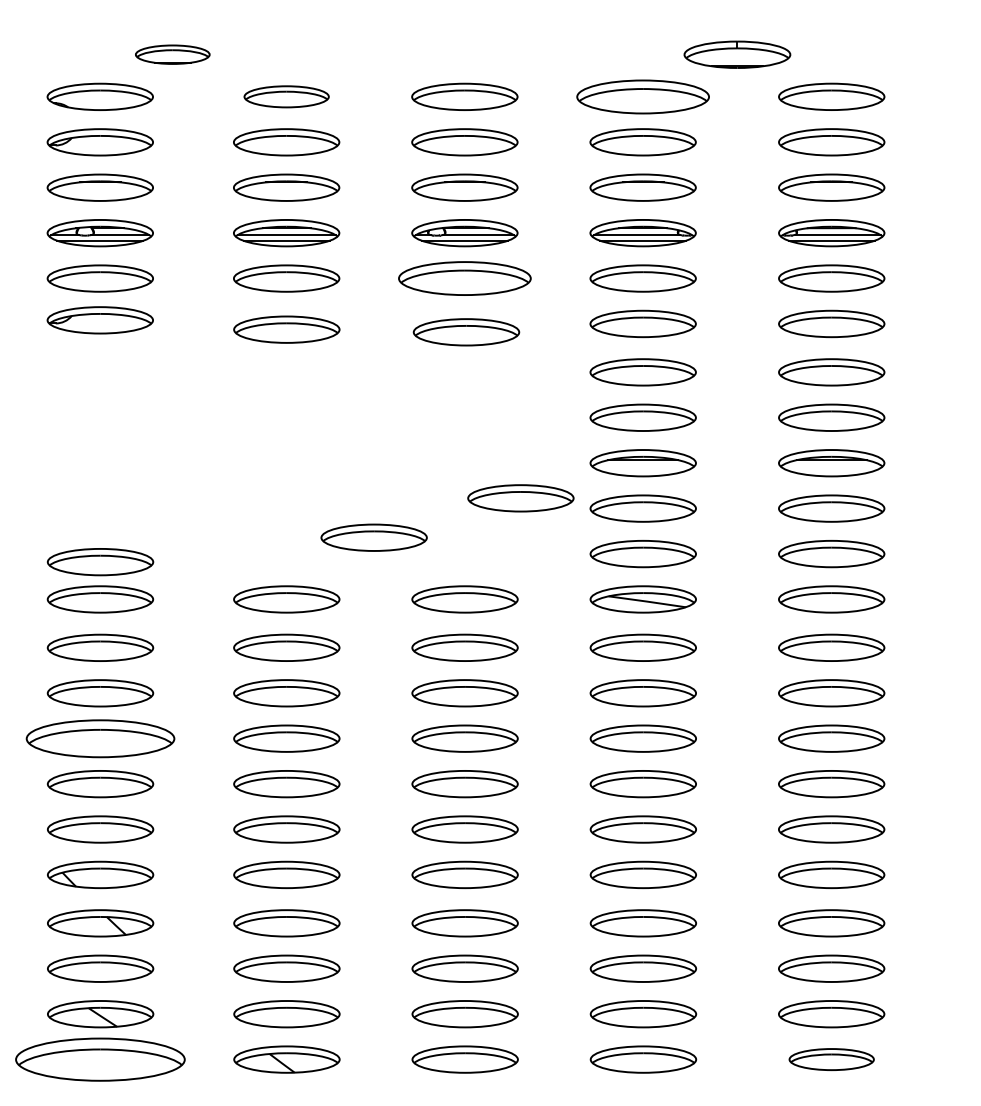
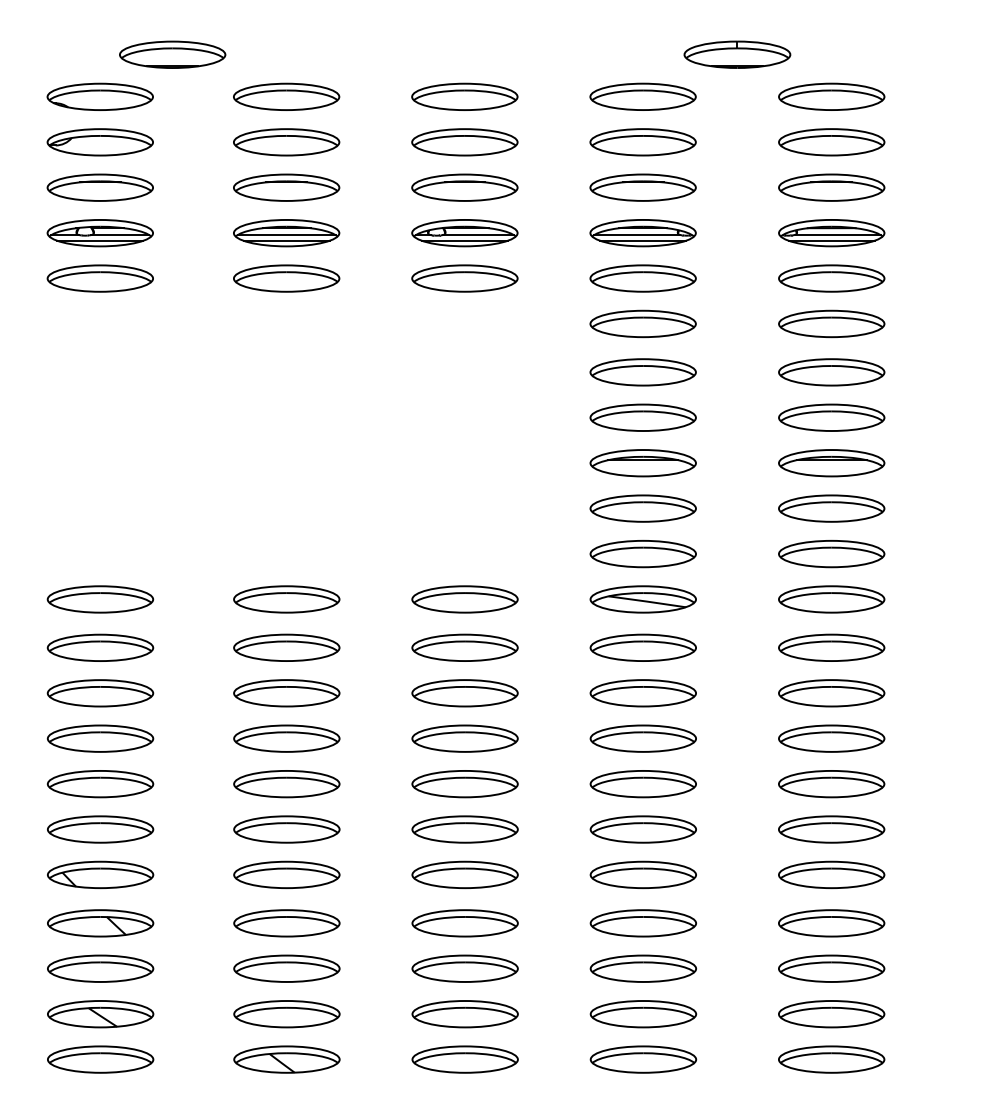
part size: 76x21 px -> 108x29 px (172, 54)
part size: 87x24 px -> 108x29 px (286, 96)
part size: 134x36 px -> 108x29 px (642, 96)
part size: 134x35 px -> 108x29 px (464, 278)
part: present -> none (99, 320)
part: present -> none (286, 329)
part: present -> none (466, 332)
part: present -> none (520, 498)
part: present -> none (373, 537)
part: present -> none (100, 562)
part size: 151x40 px -> 109x29 px (100, 738)
part size: 171x45 px -> 108x29 px (100, 1059)
part size: 87x23 px -> 108x29 px (831, 1059)
